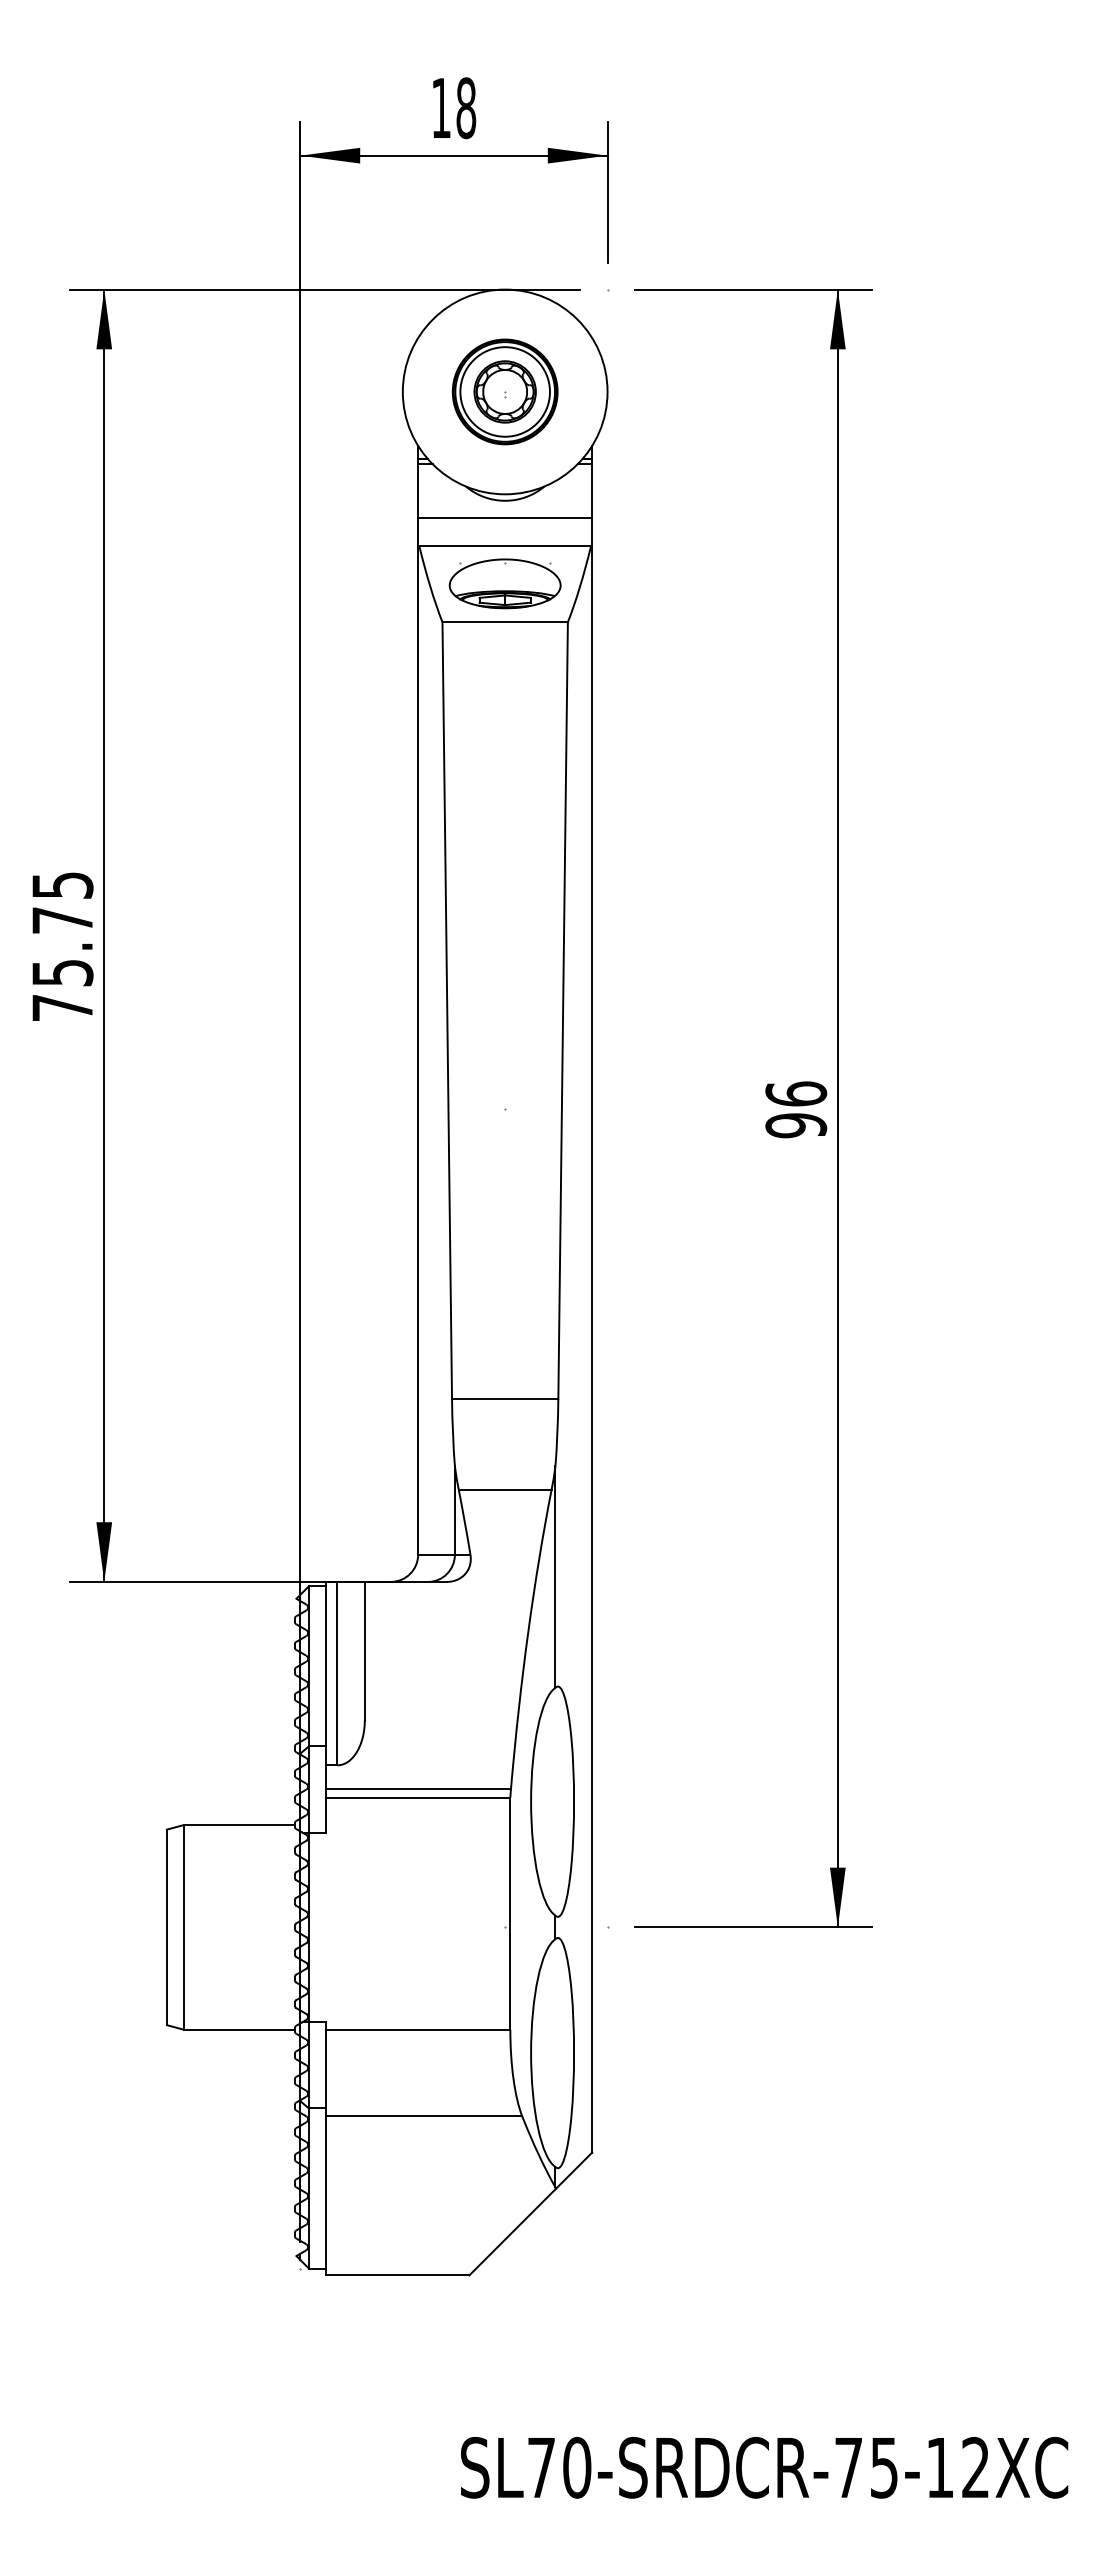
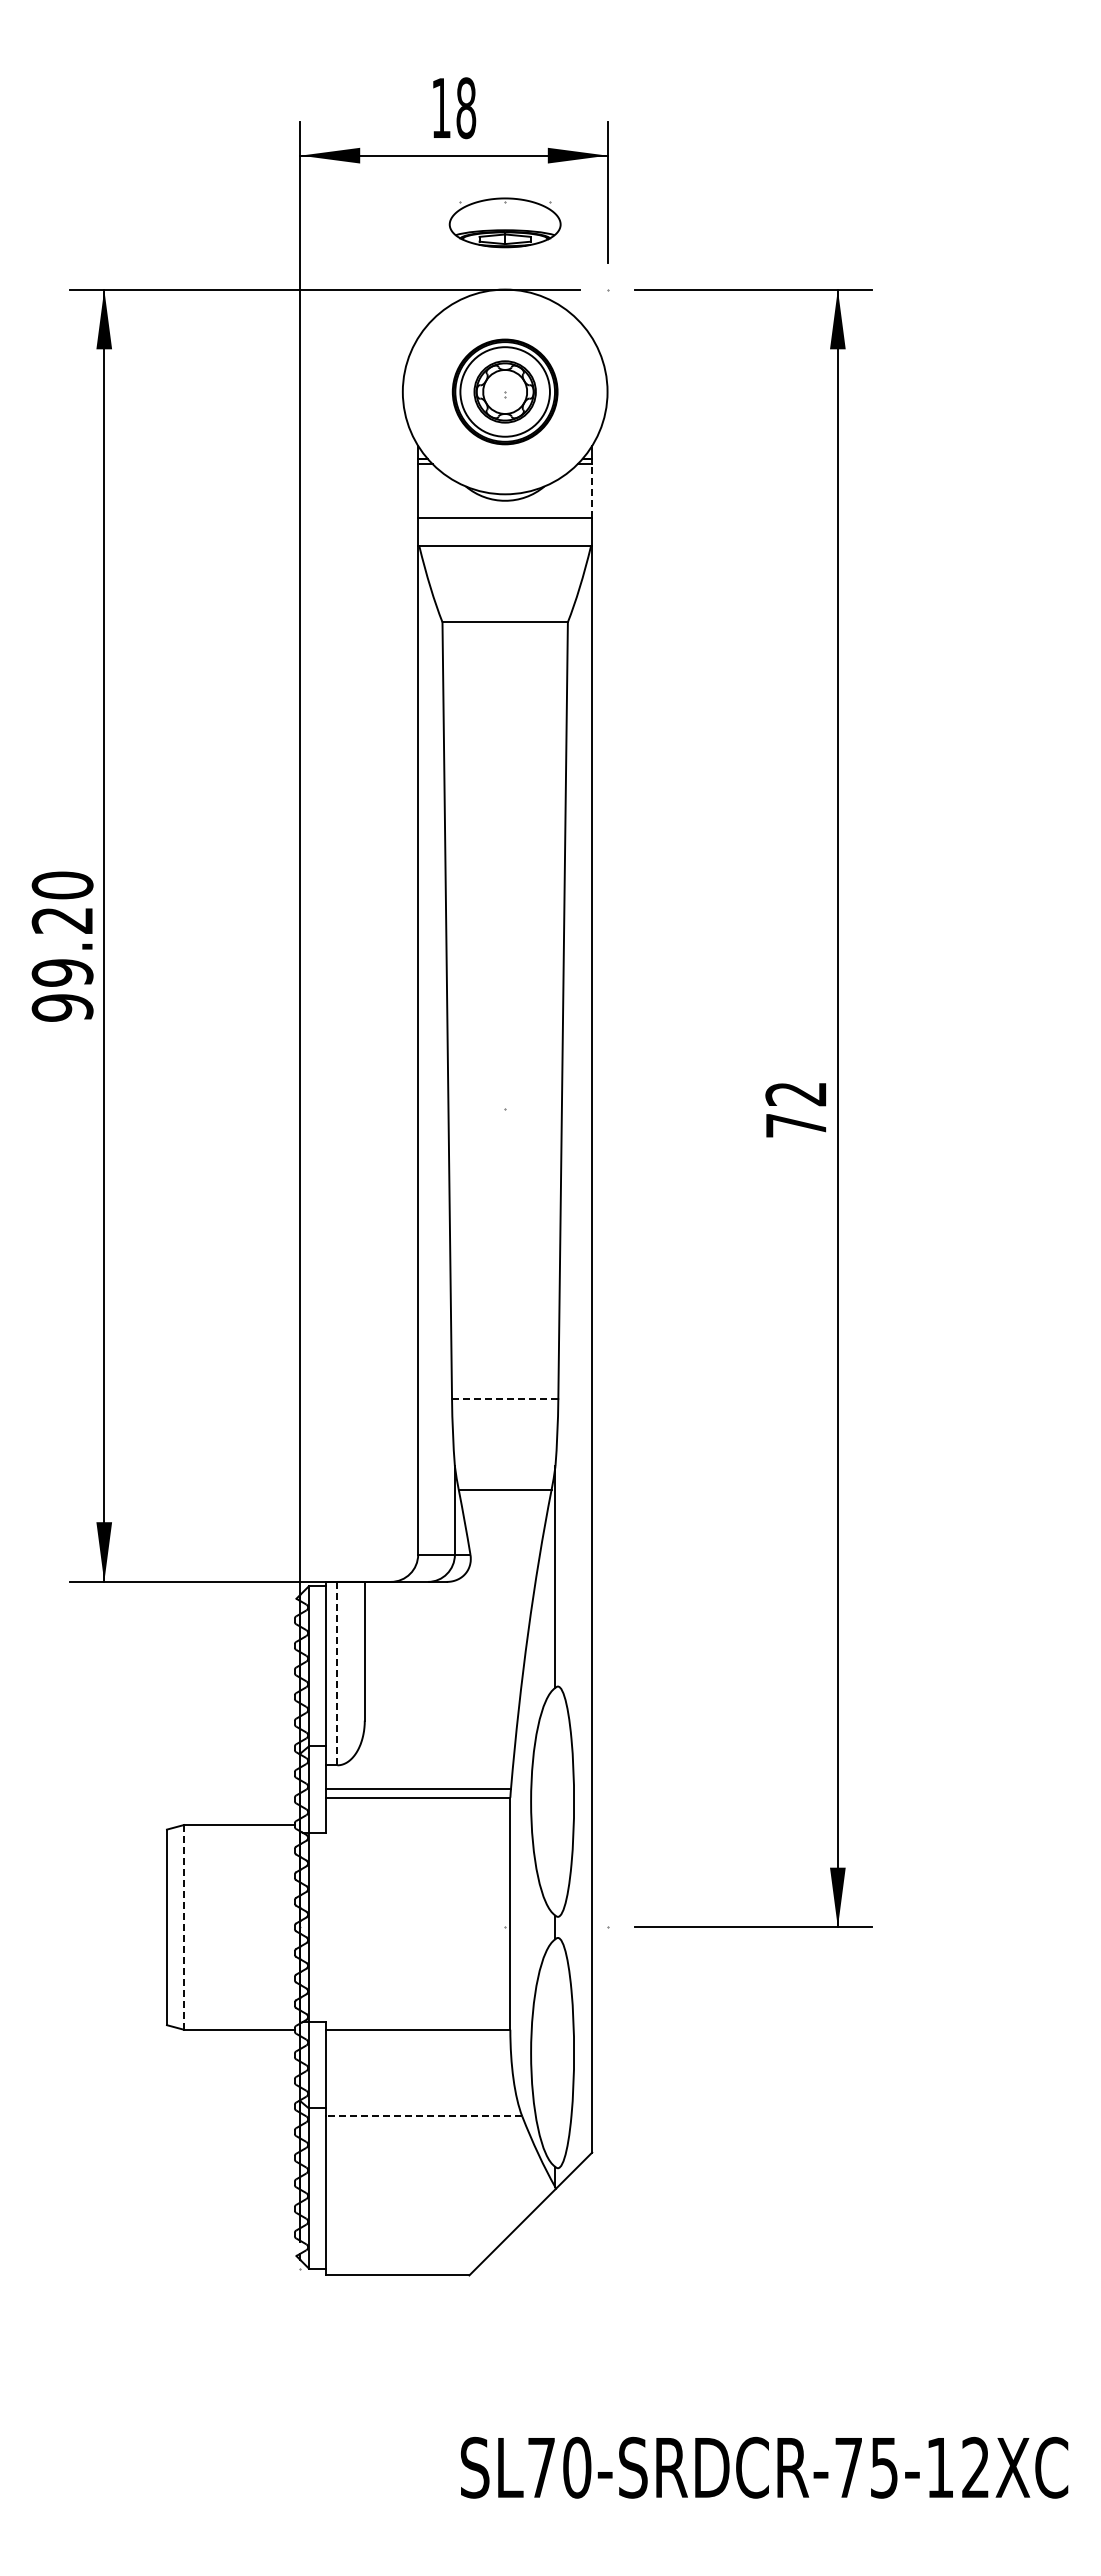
line: solid -> dashed (592, 491)
part position: (504, 583) -> (504, 222) (504, 222)
text: 75.75 -> 99.20 (62, 946)
text: 96 -> 72 (796, 1109)
line: solid -> dashed (504, 1398)
line: solid -> dashed (337, 1673)
line: solid -> dashed (184, 1927)
line: solid -> dashed (423, 2116)
